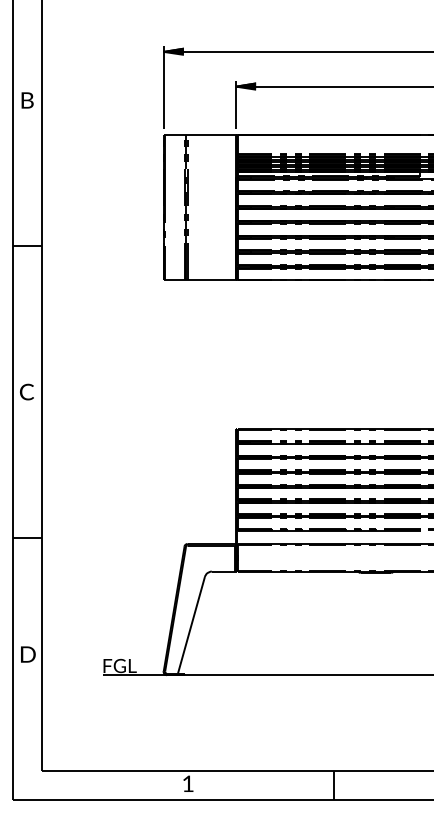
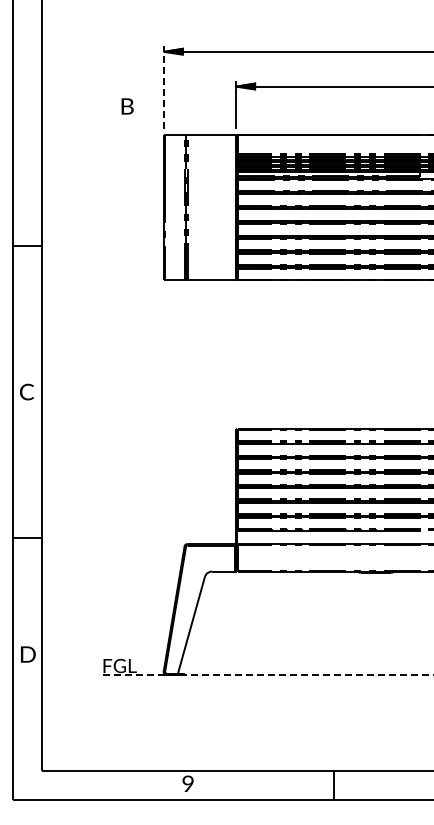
line: solid -> dashed (163, 86)
text position: (27, 100) -> (127, 106) (127, 106)
line: solid -> dashed (268, 675)
text: 1 -> 9 (187, 783)
